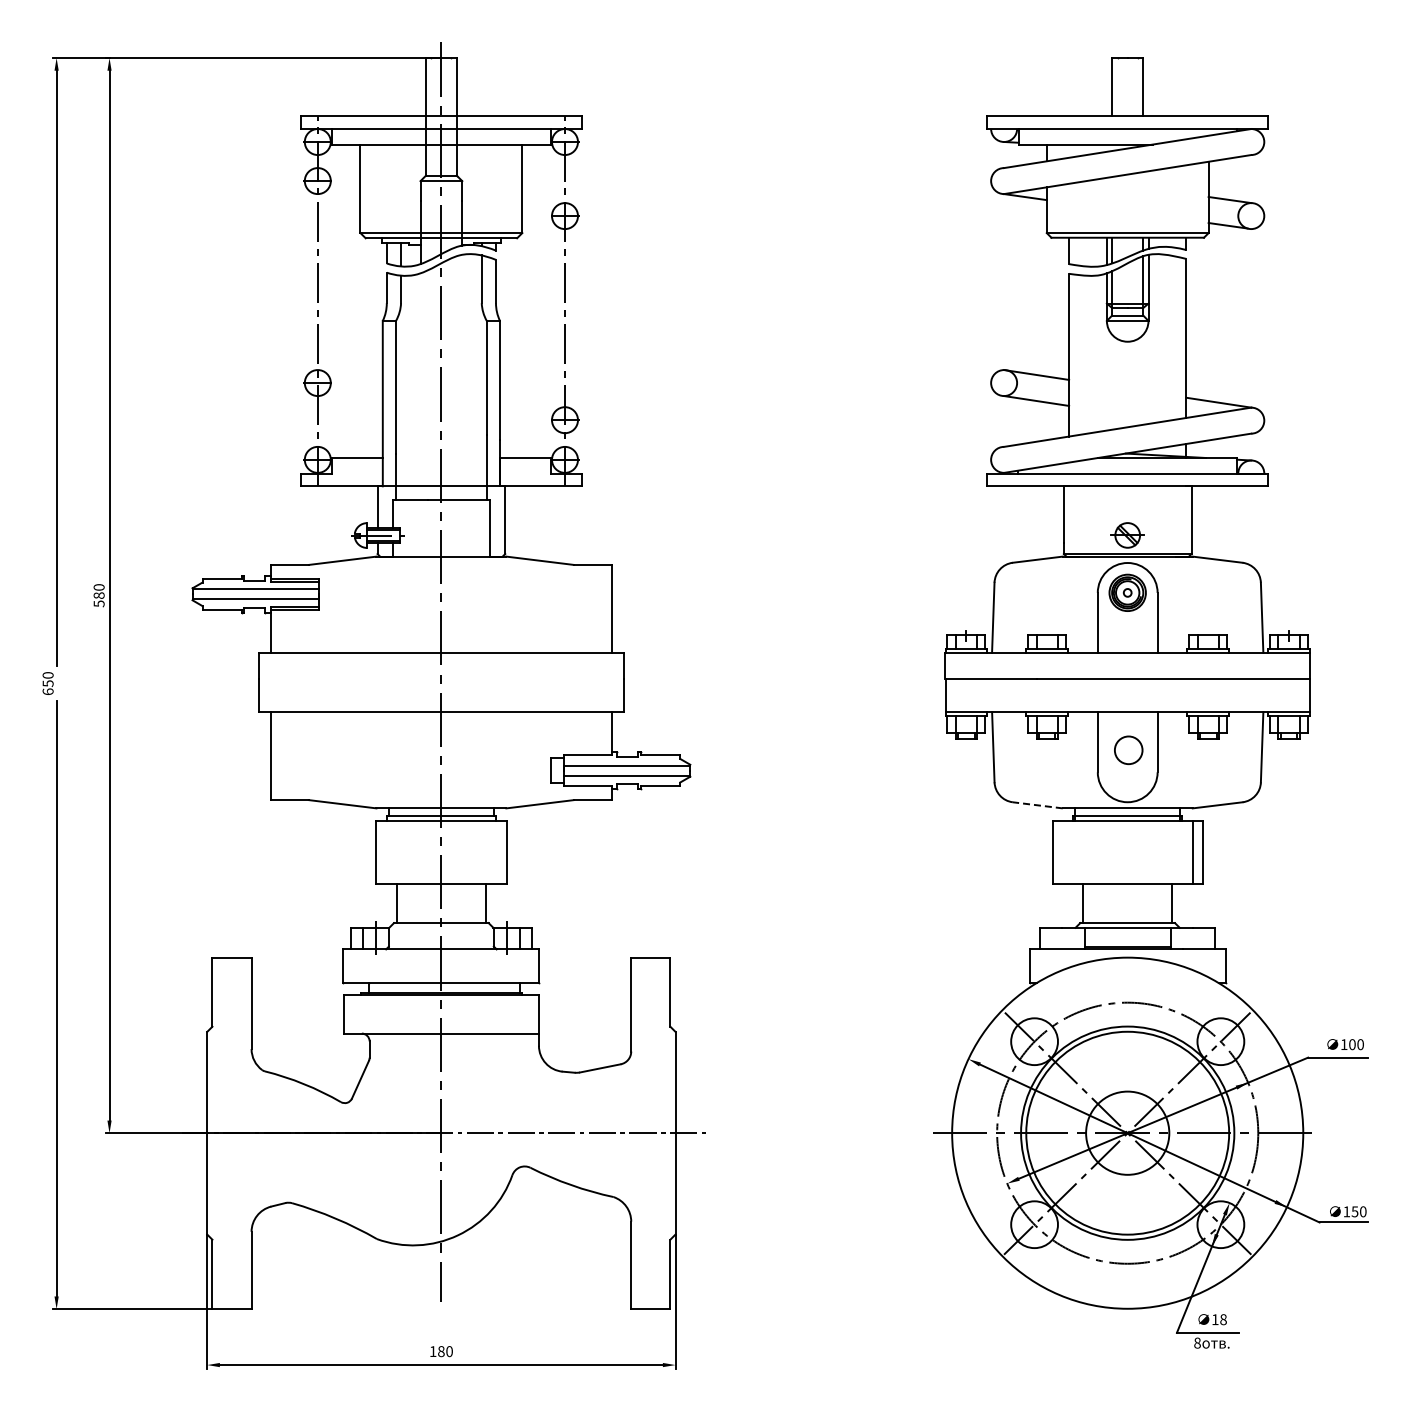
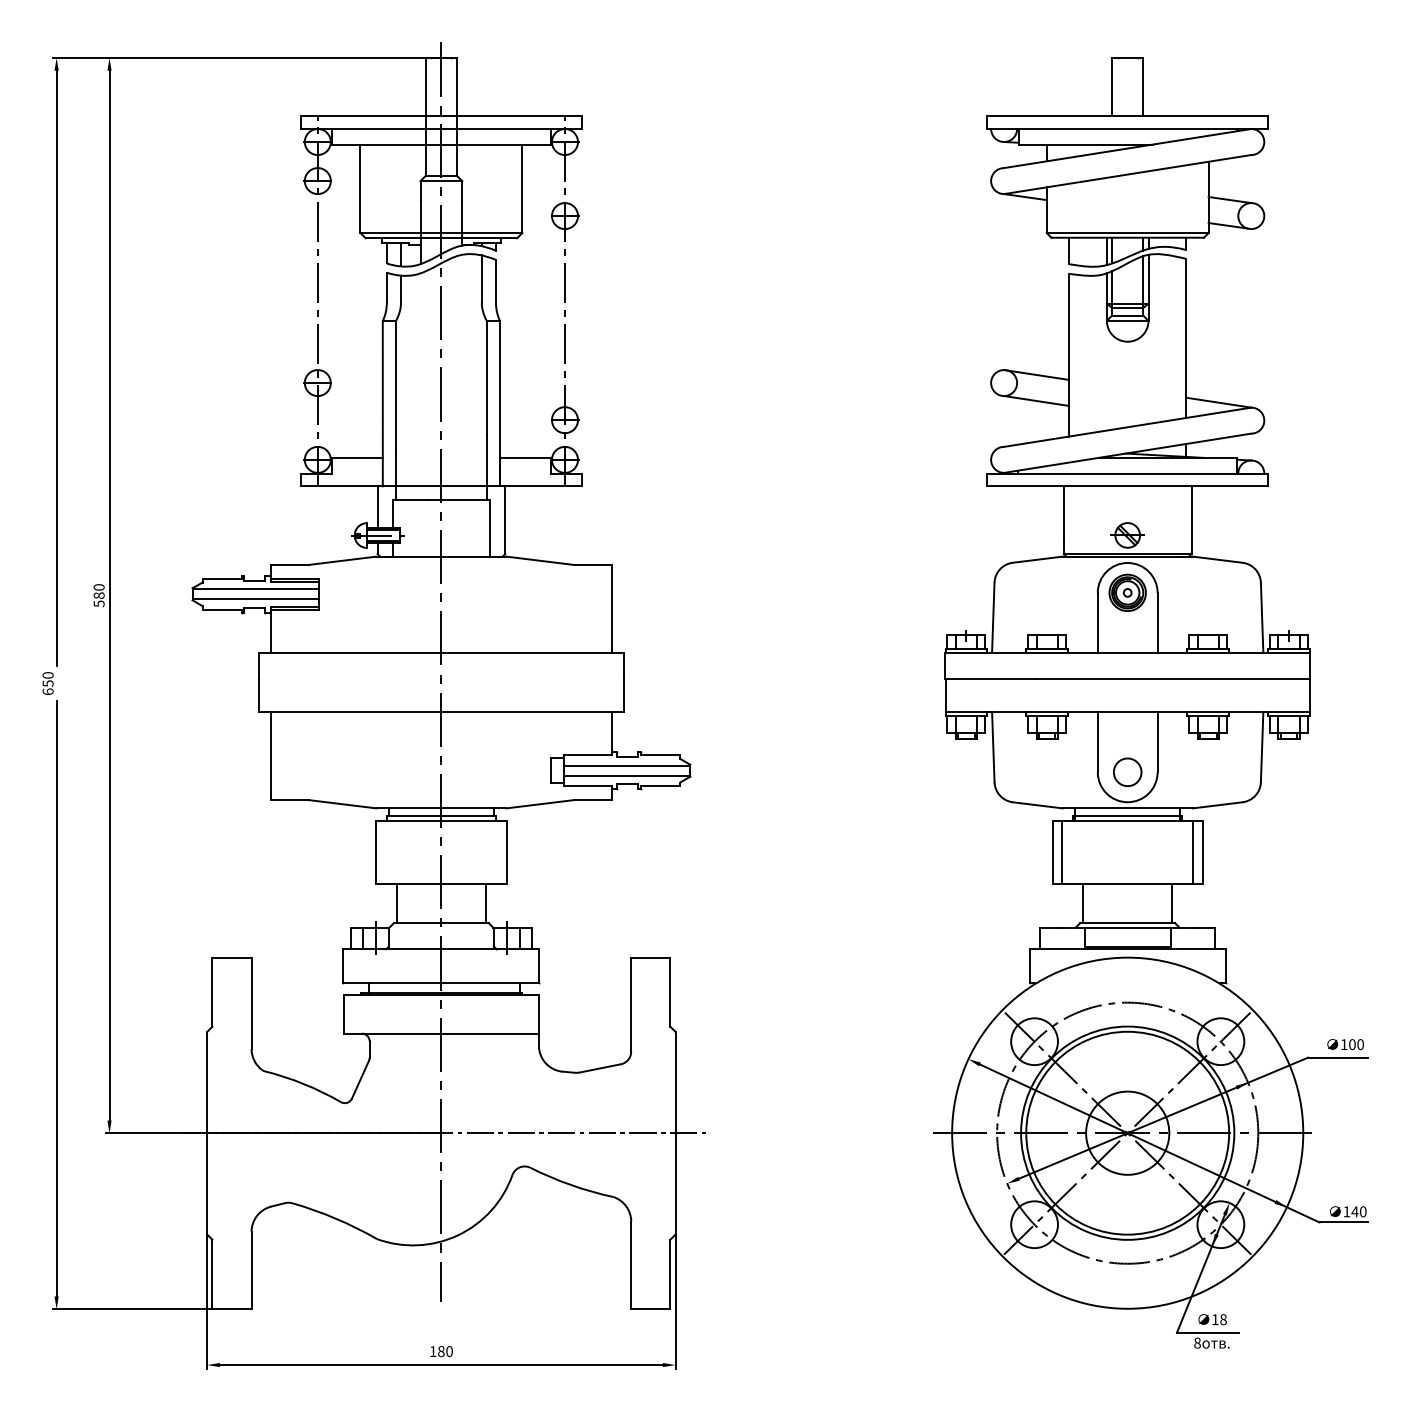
circle position: (1128, 750) -> (1127, 772) (1127, 772)
line: dashed -> solid (1037, 805)
line: none -> present (1062, 852)
text: 150 -> 140 (1354, 1211)
